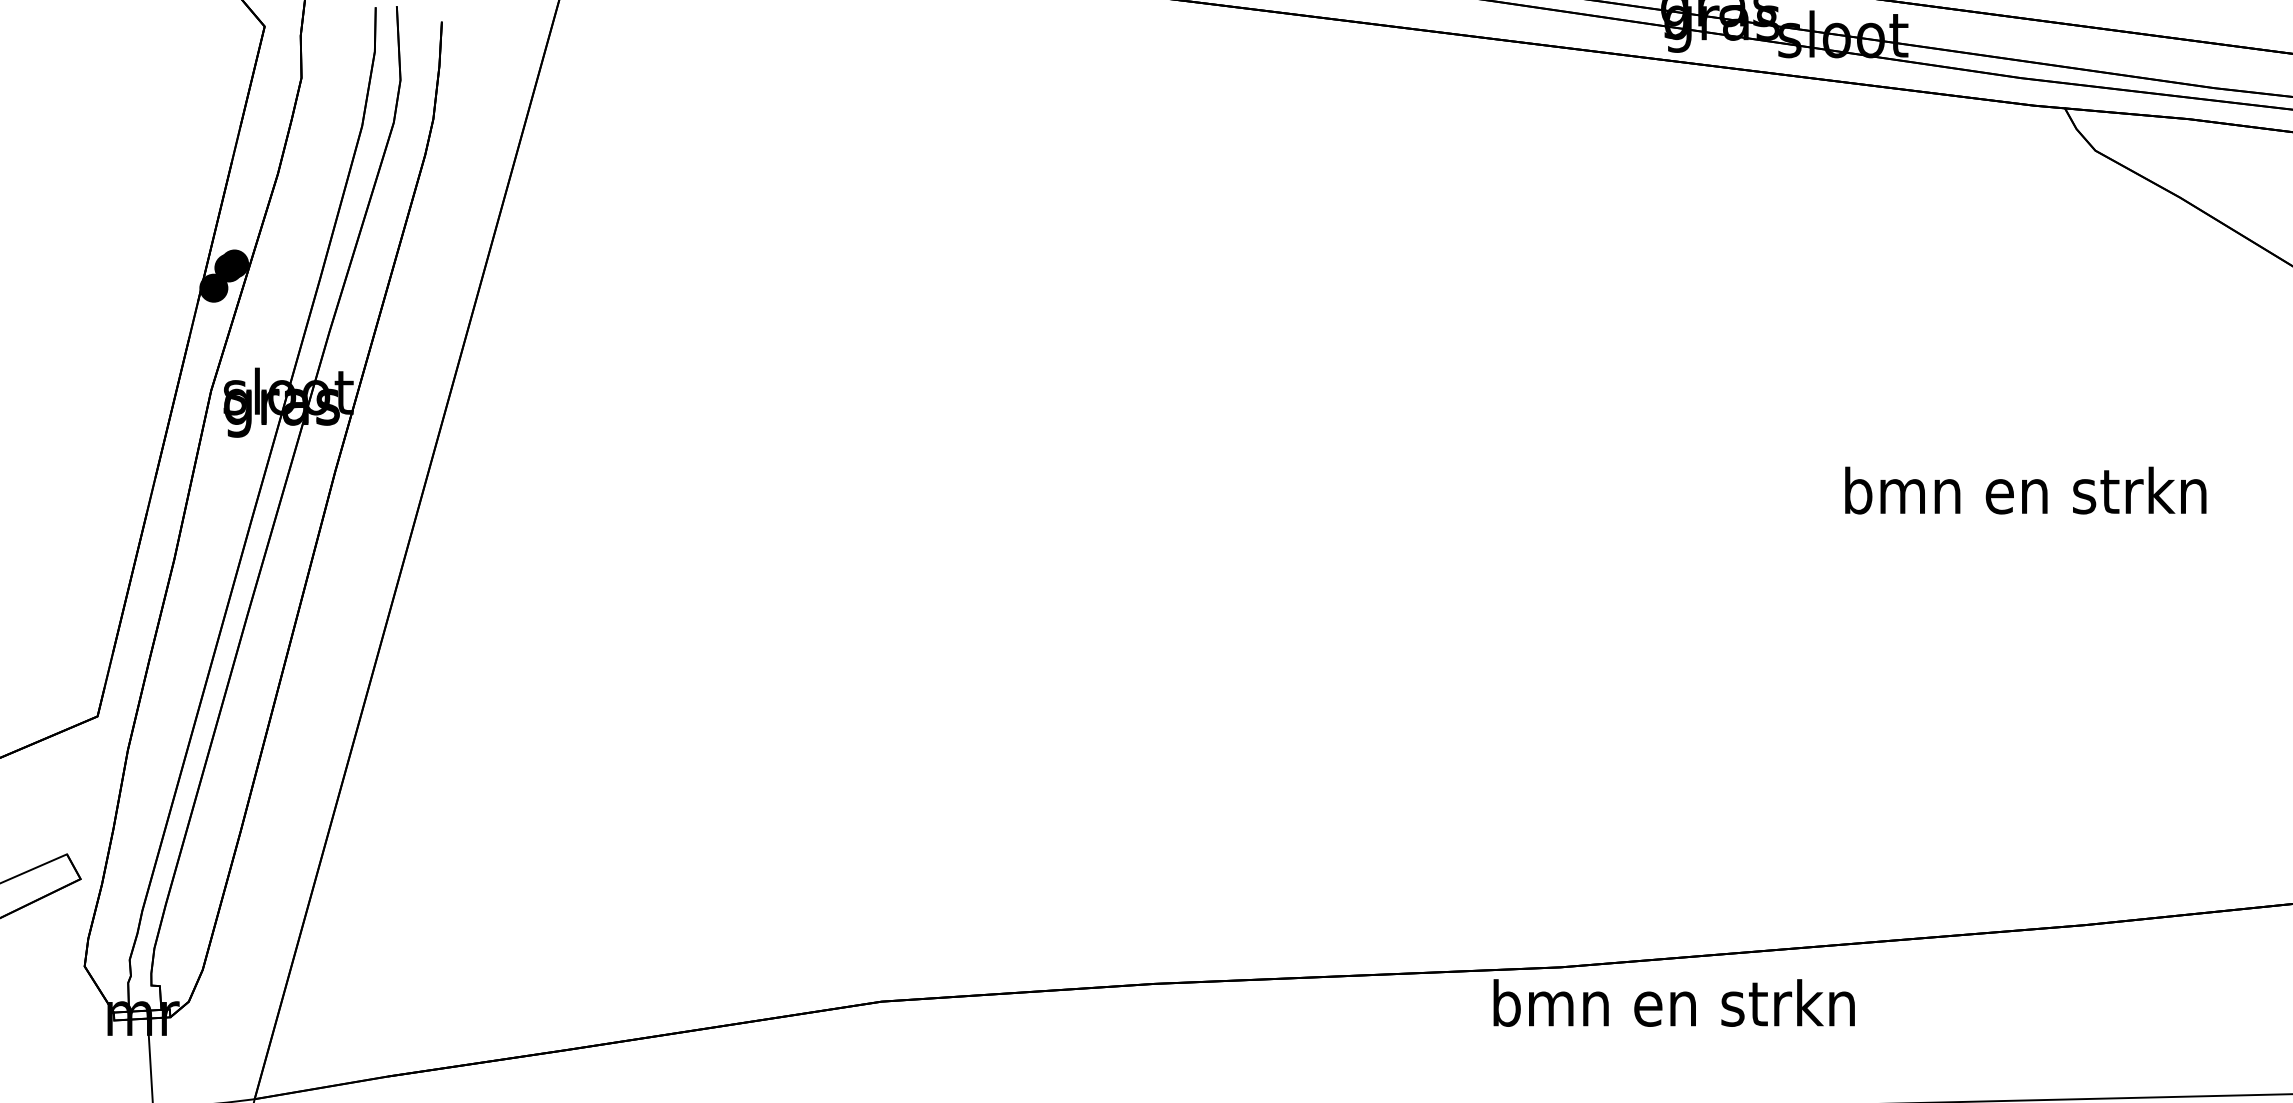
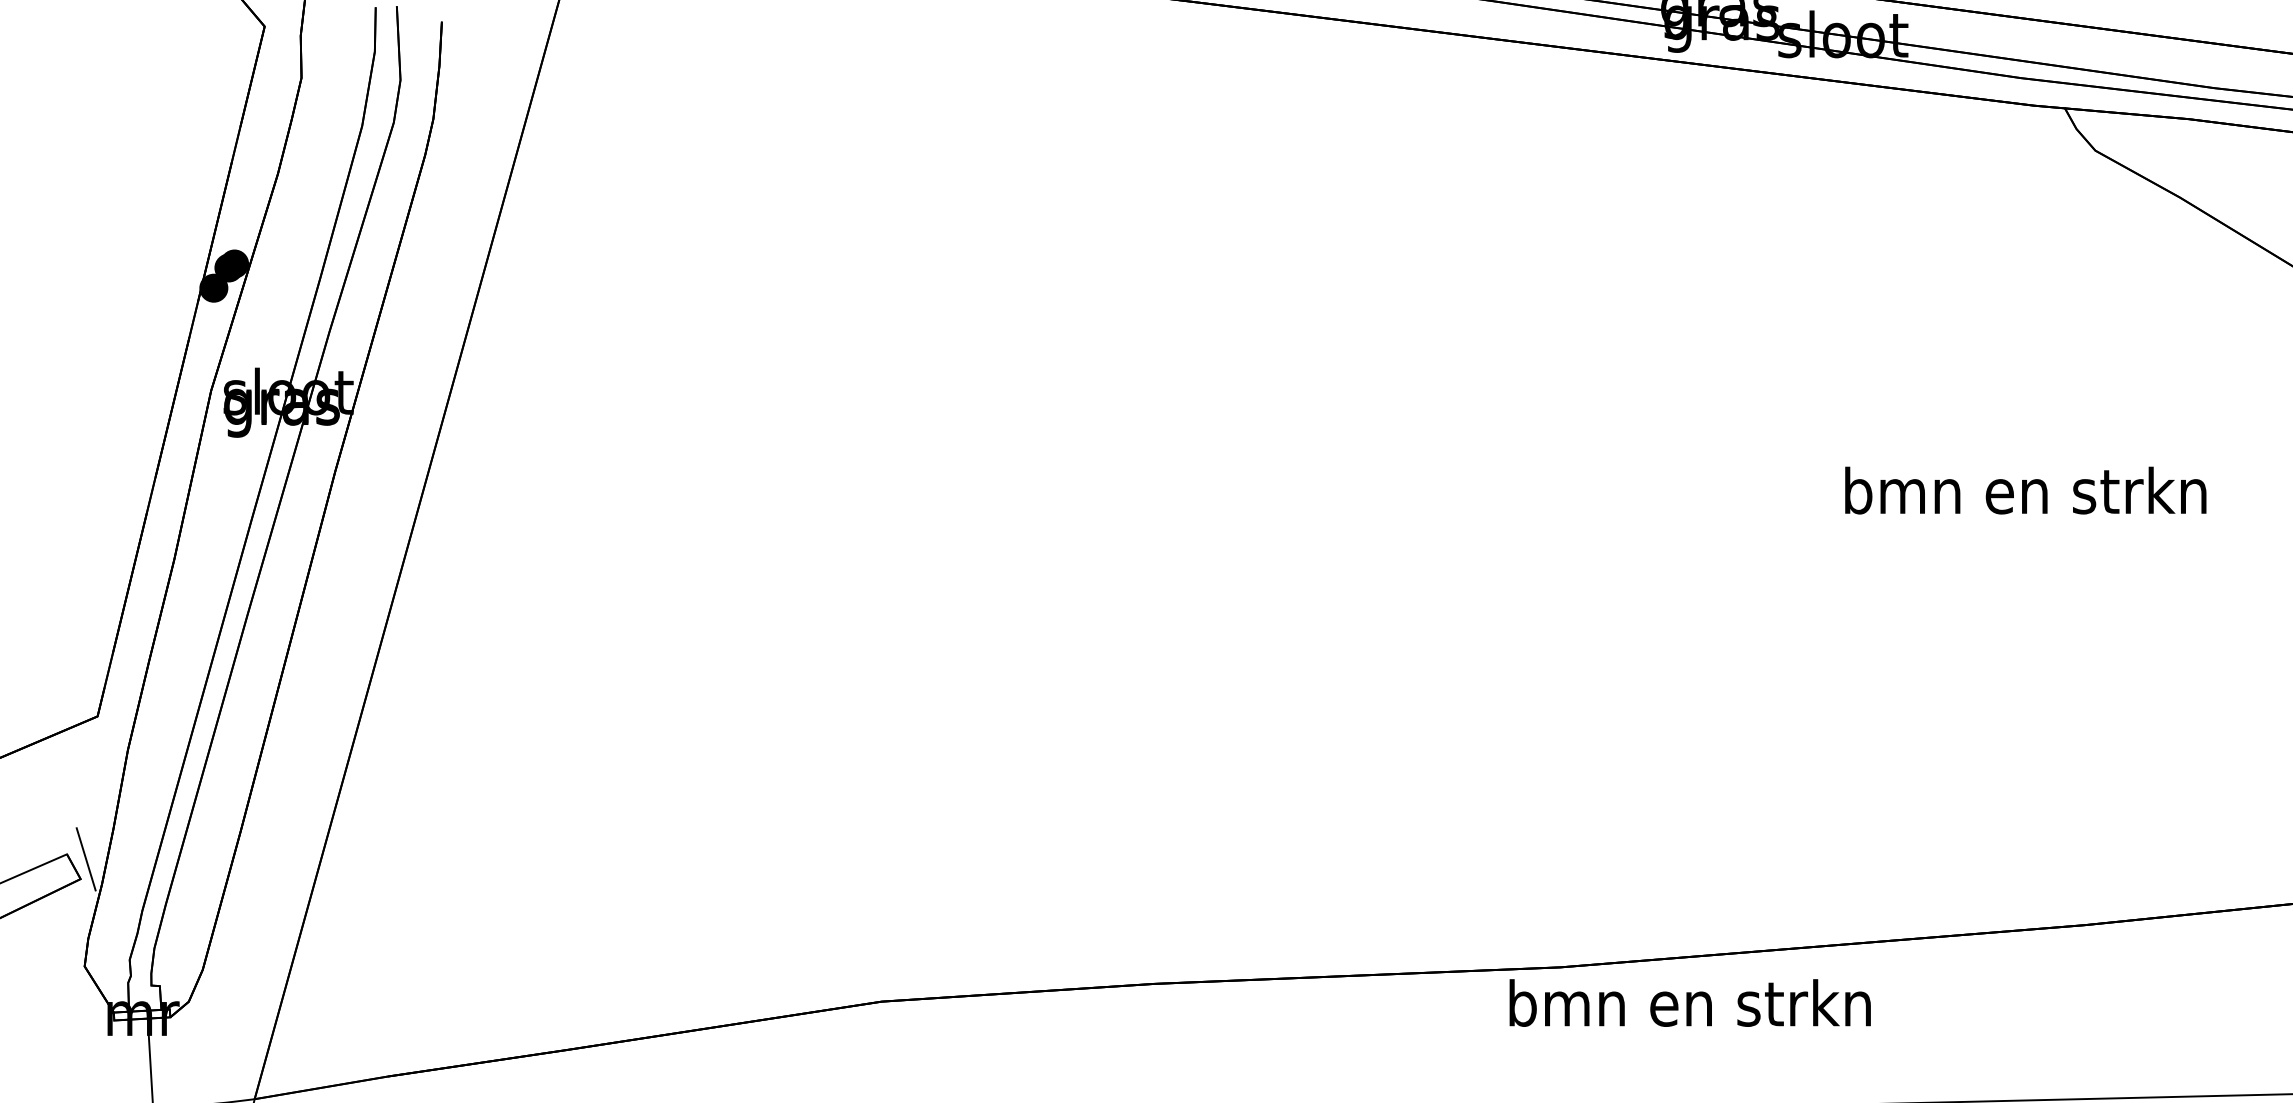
line: none -> present (85, 859)
text position: (1673, 1002) -> (1689, 1002) (1689, 1002)
